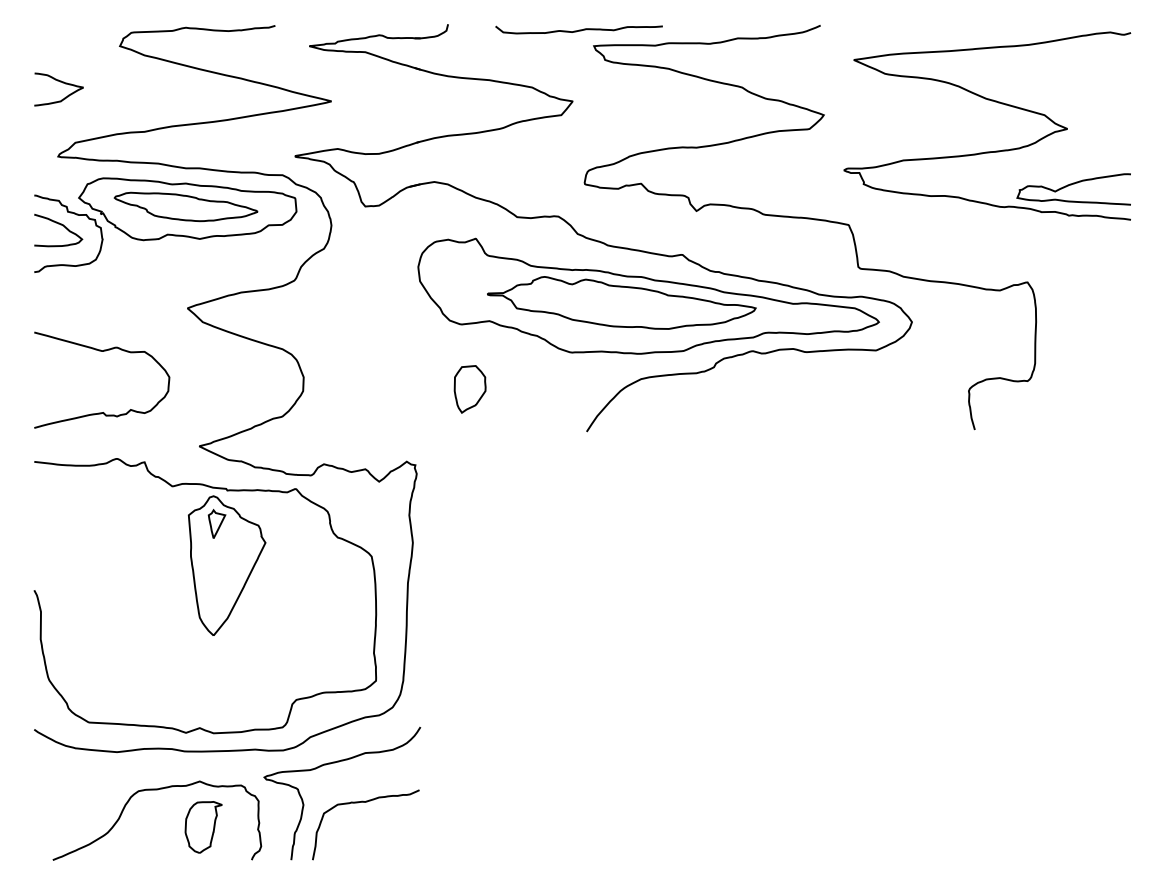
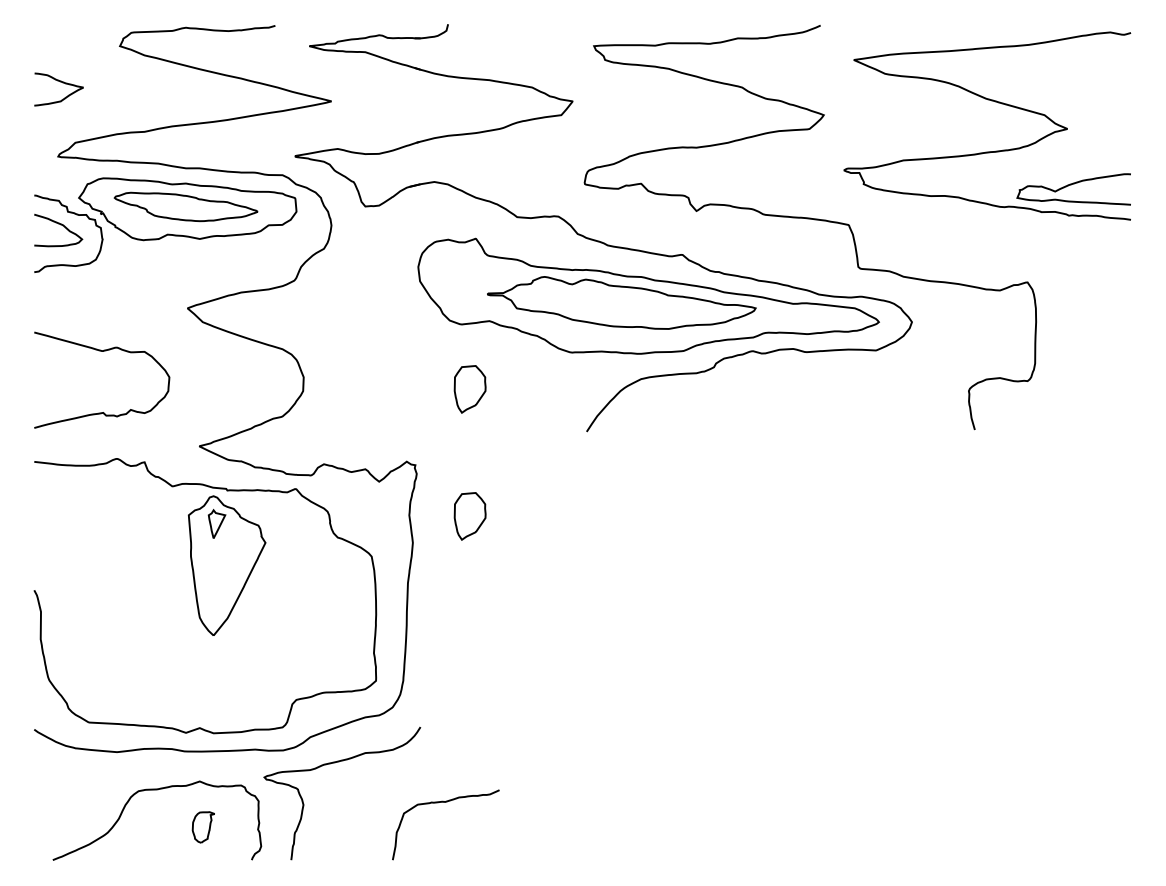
curve: present -> none (579, 29)
part: none -> present (469, 516)
curve position: (365, 802) -> (445, 802) (445, 802)
part size: 39x53 px -> 24x33 px (202, 827)
